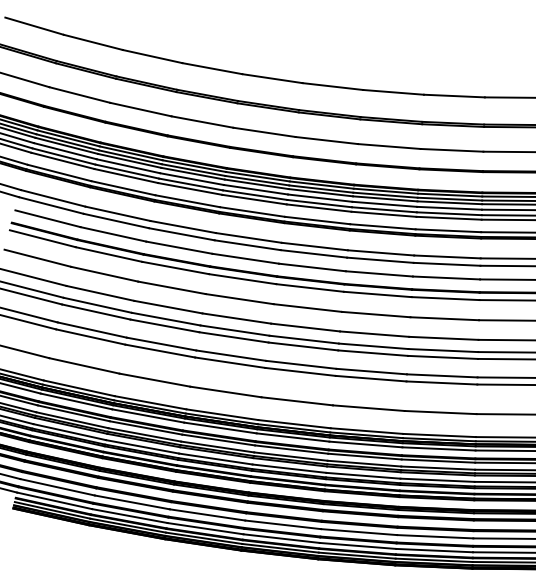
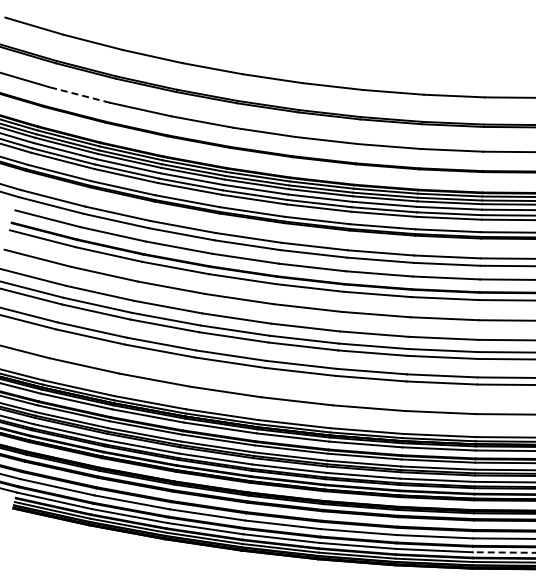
line: solid -> dashed (79, 94)
line: solid -> dashed (503, 552)
